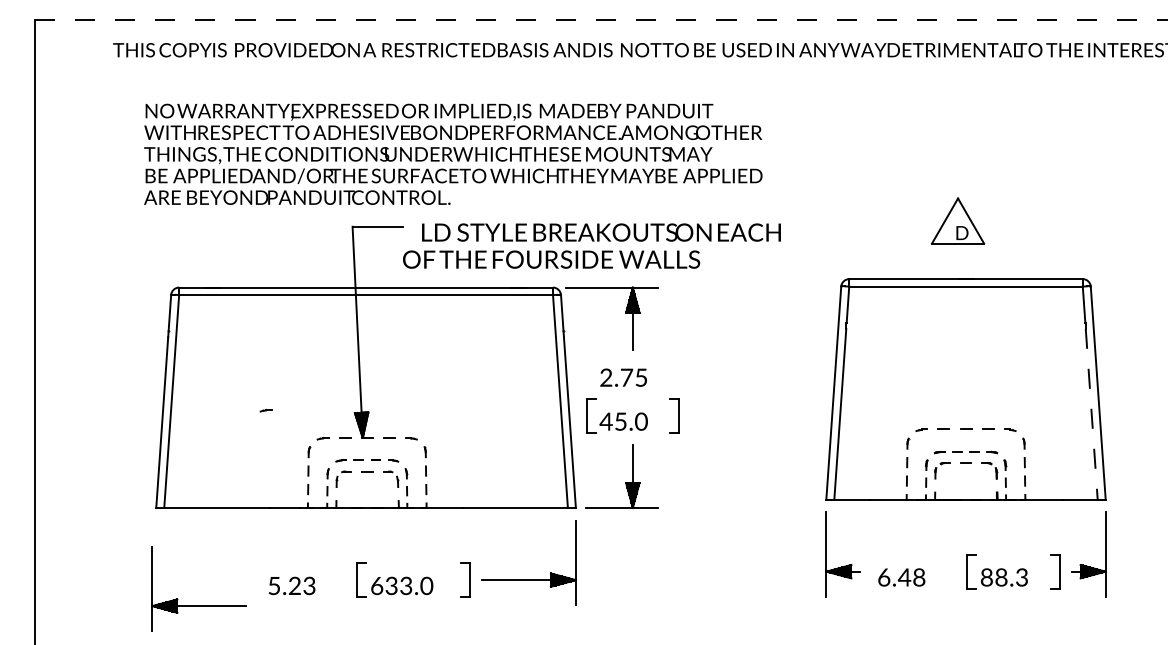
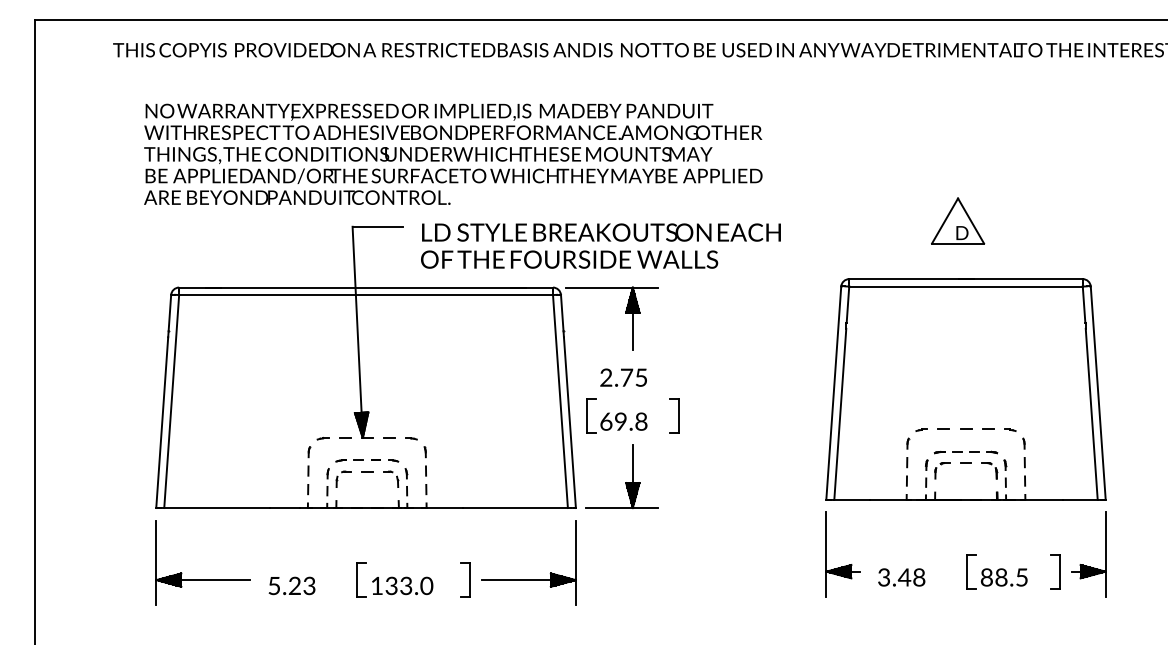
line: dashed -> solid (601, 19)
text position: (551, 259) -> (569, 259) (569, 259)
part: present -> none (265, 410)
line: dashed -> solid (1091, 414)
text: 45.0 -> 69.8 (623, 421)
text: 6.48 -> 3.48 (884, 577)
text: 88.3 -> 88.5 (1021, 577)
text: 633.0 -> 133.0 (377, 585)
part position: (198, 605) -> (202, 579) (202, 579)
